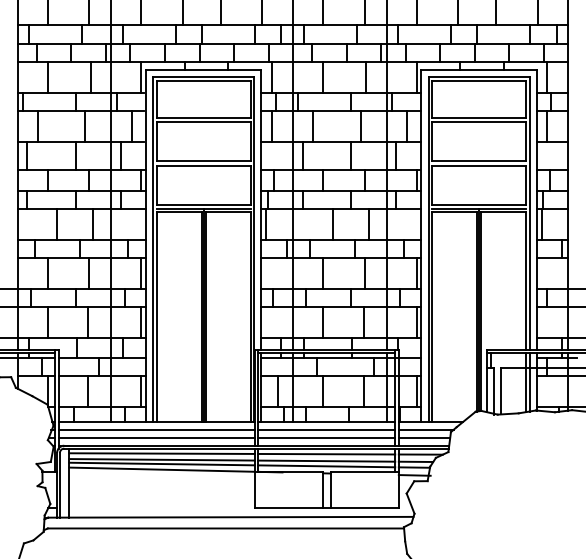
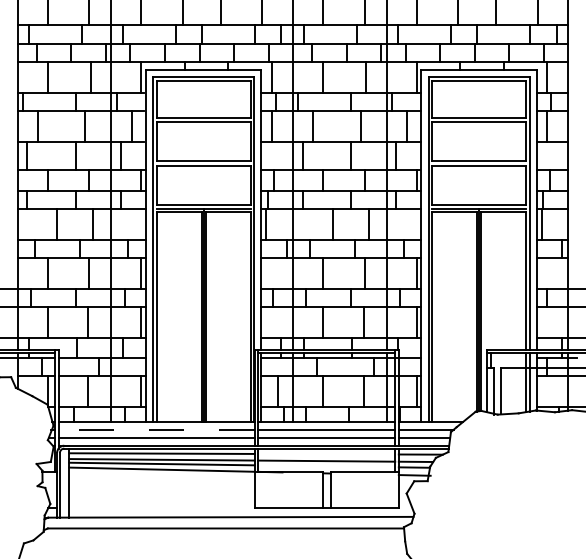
line: solid -> dashed (156, 430)
line: present -> none (326, 453)
line: present -> none (326, 466)
